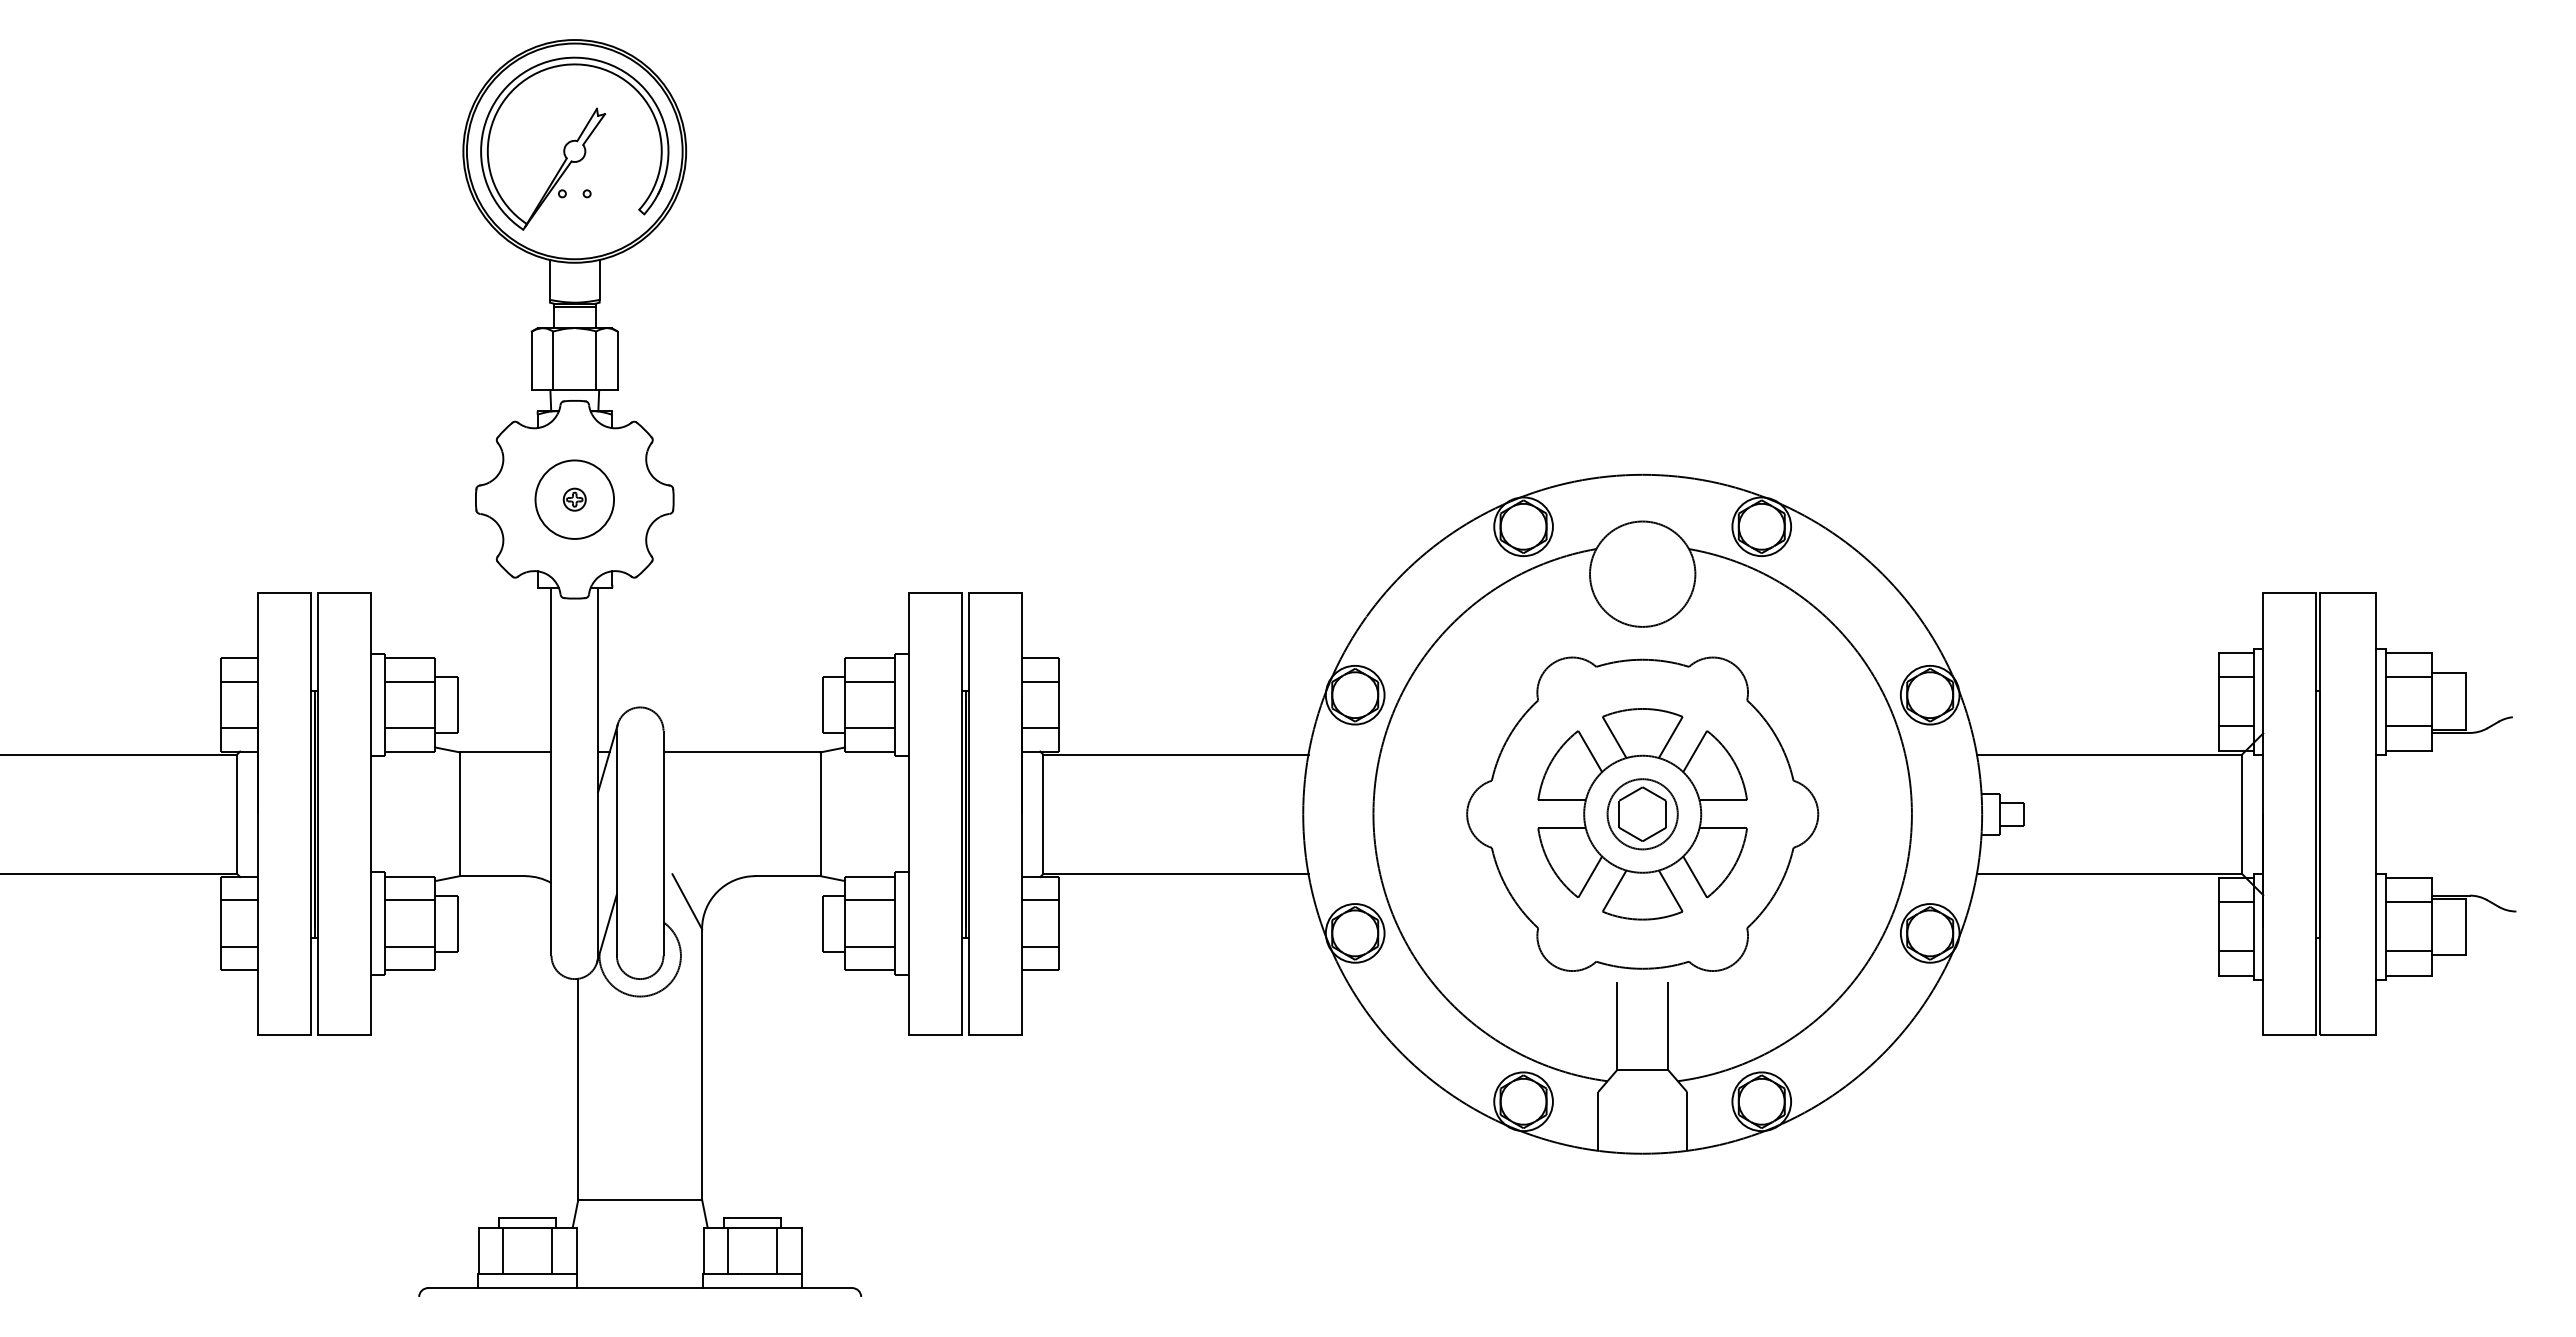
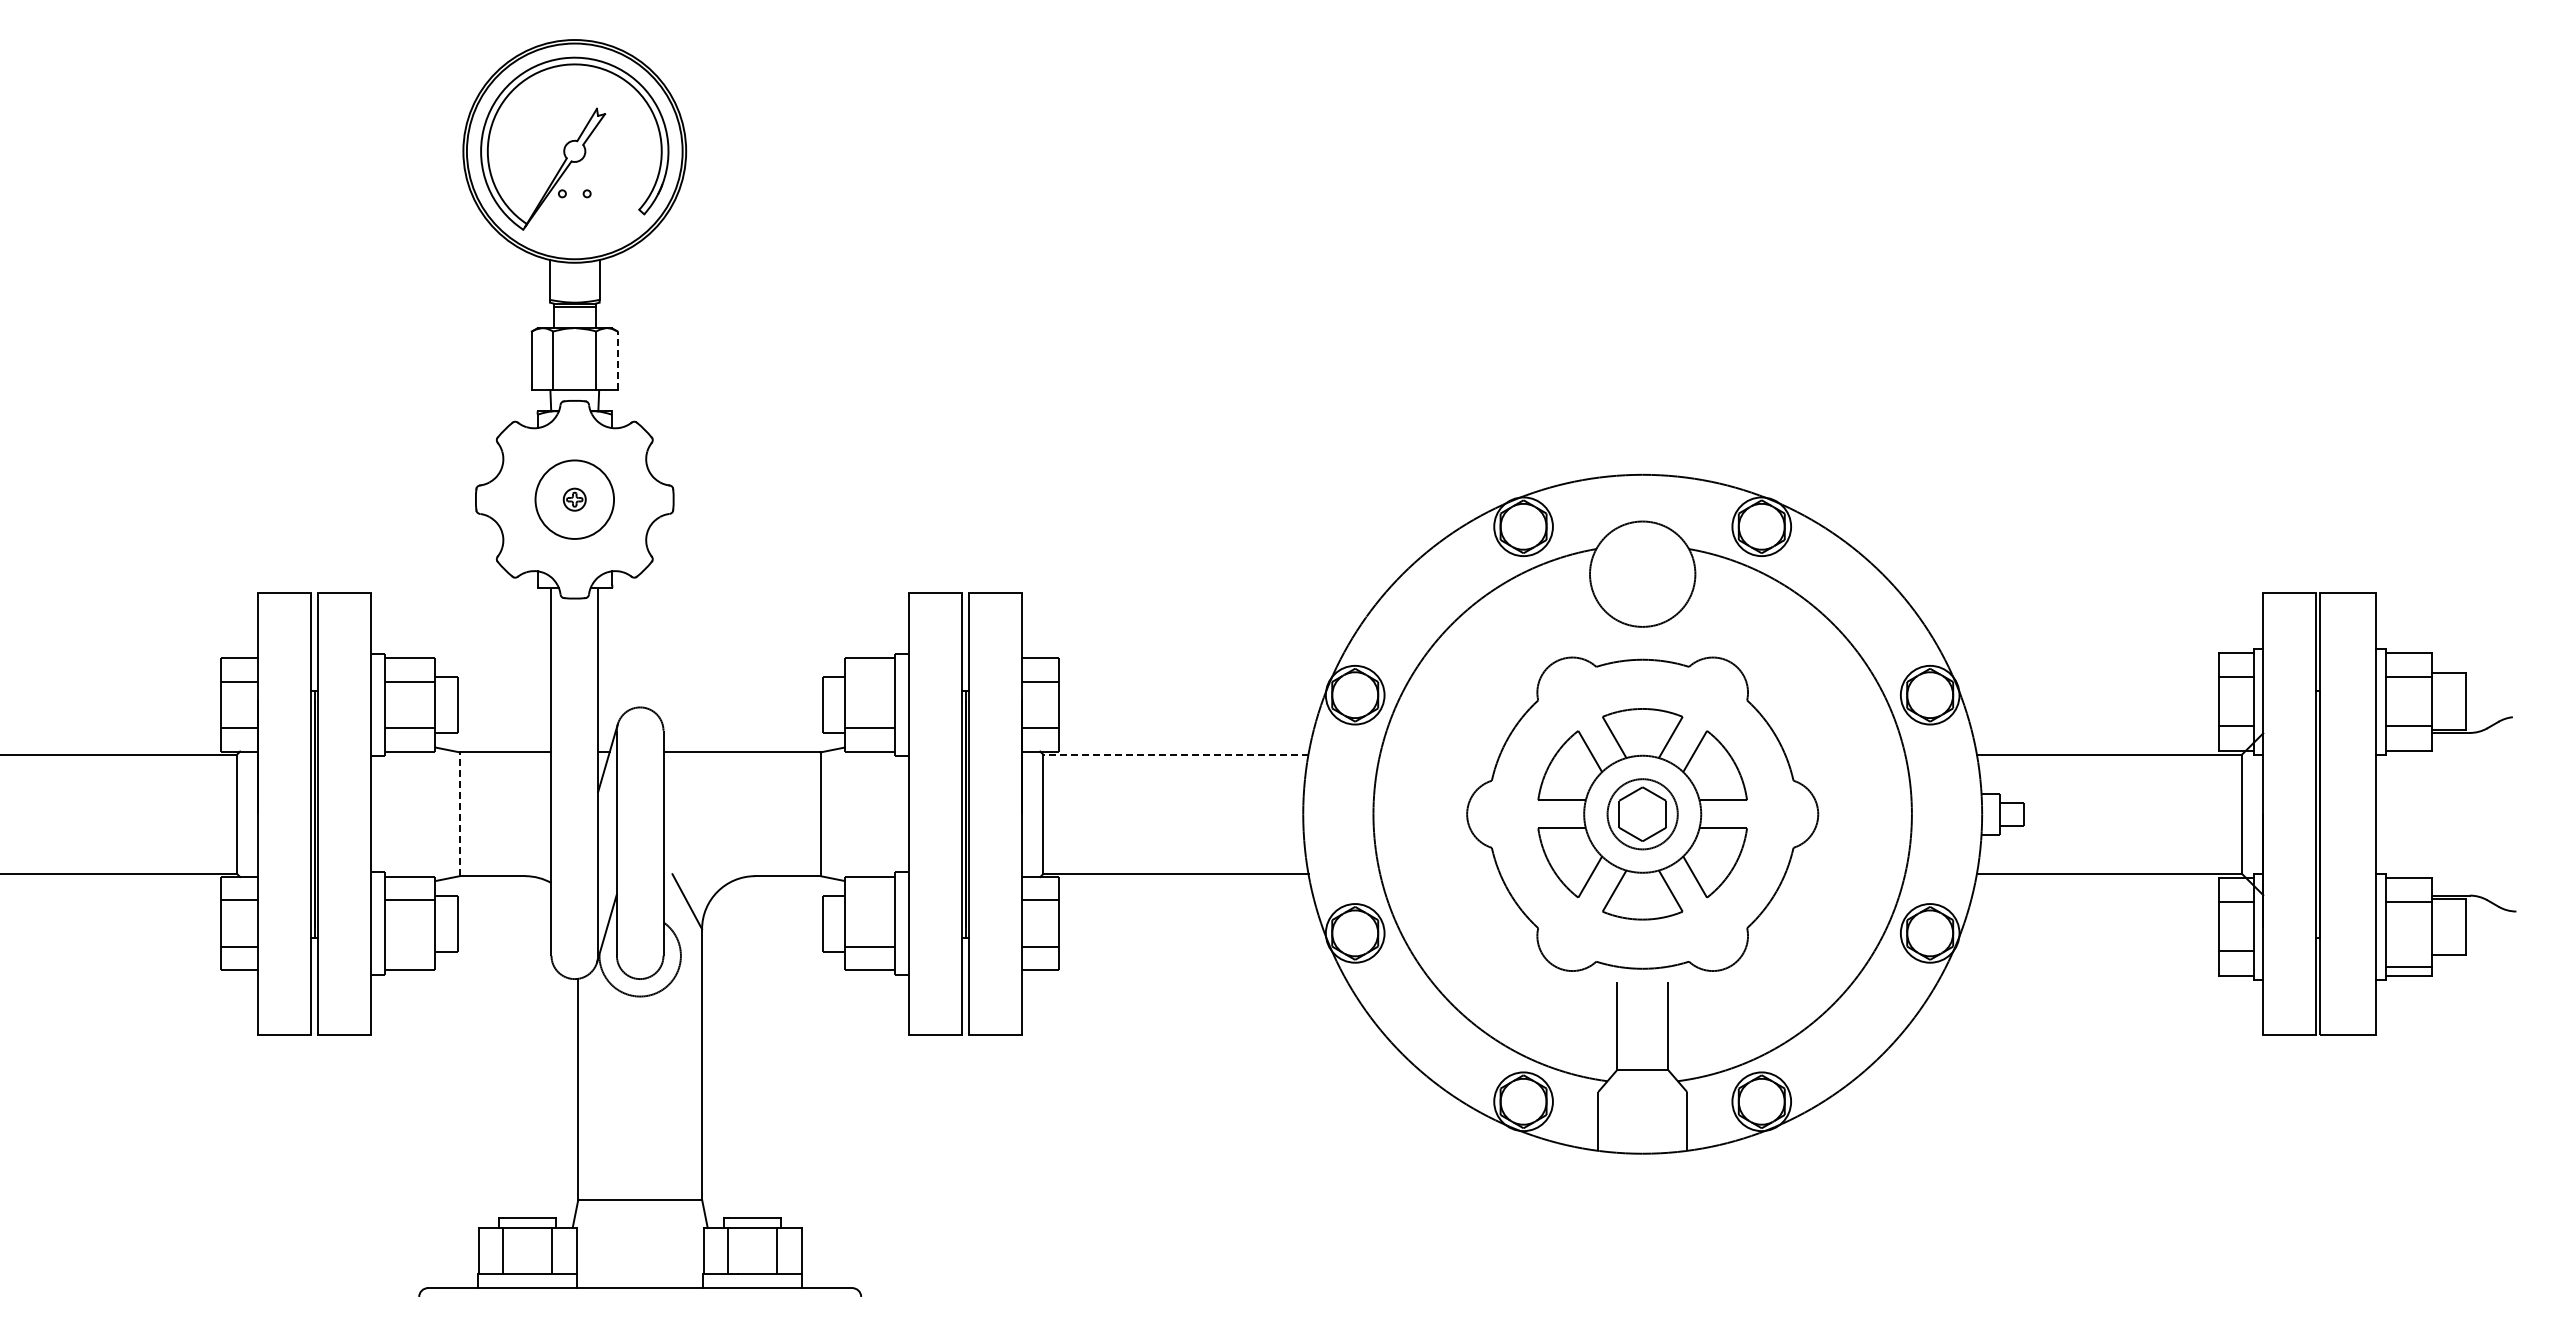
line: solid -> dashed (617, 360)
line: present -> none (869, 681)
line: solid -> dashed (1175, 754)
line: solid -> dashed (459, 814)
line: present -> none (869, 900)
line: present -> none (410, 946)
line position: (2408, 951) -> (2408, 967) (2408, 967)
